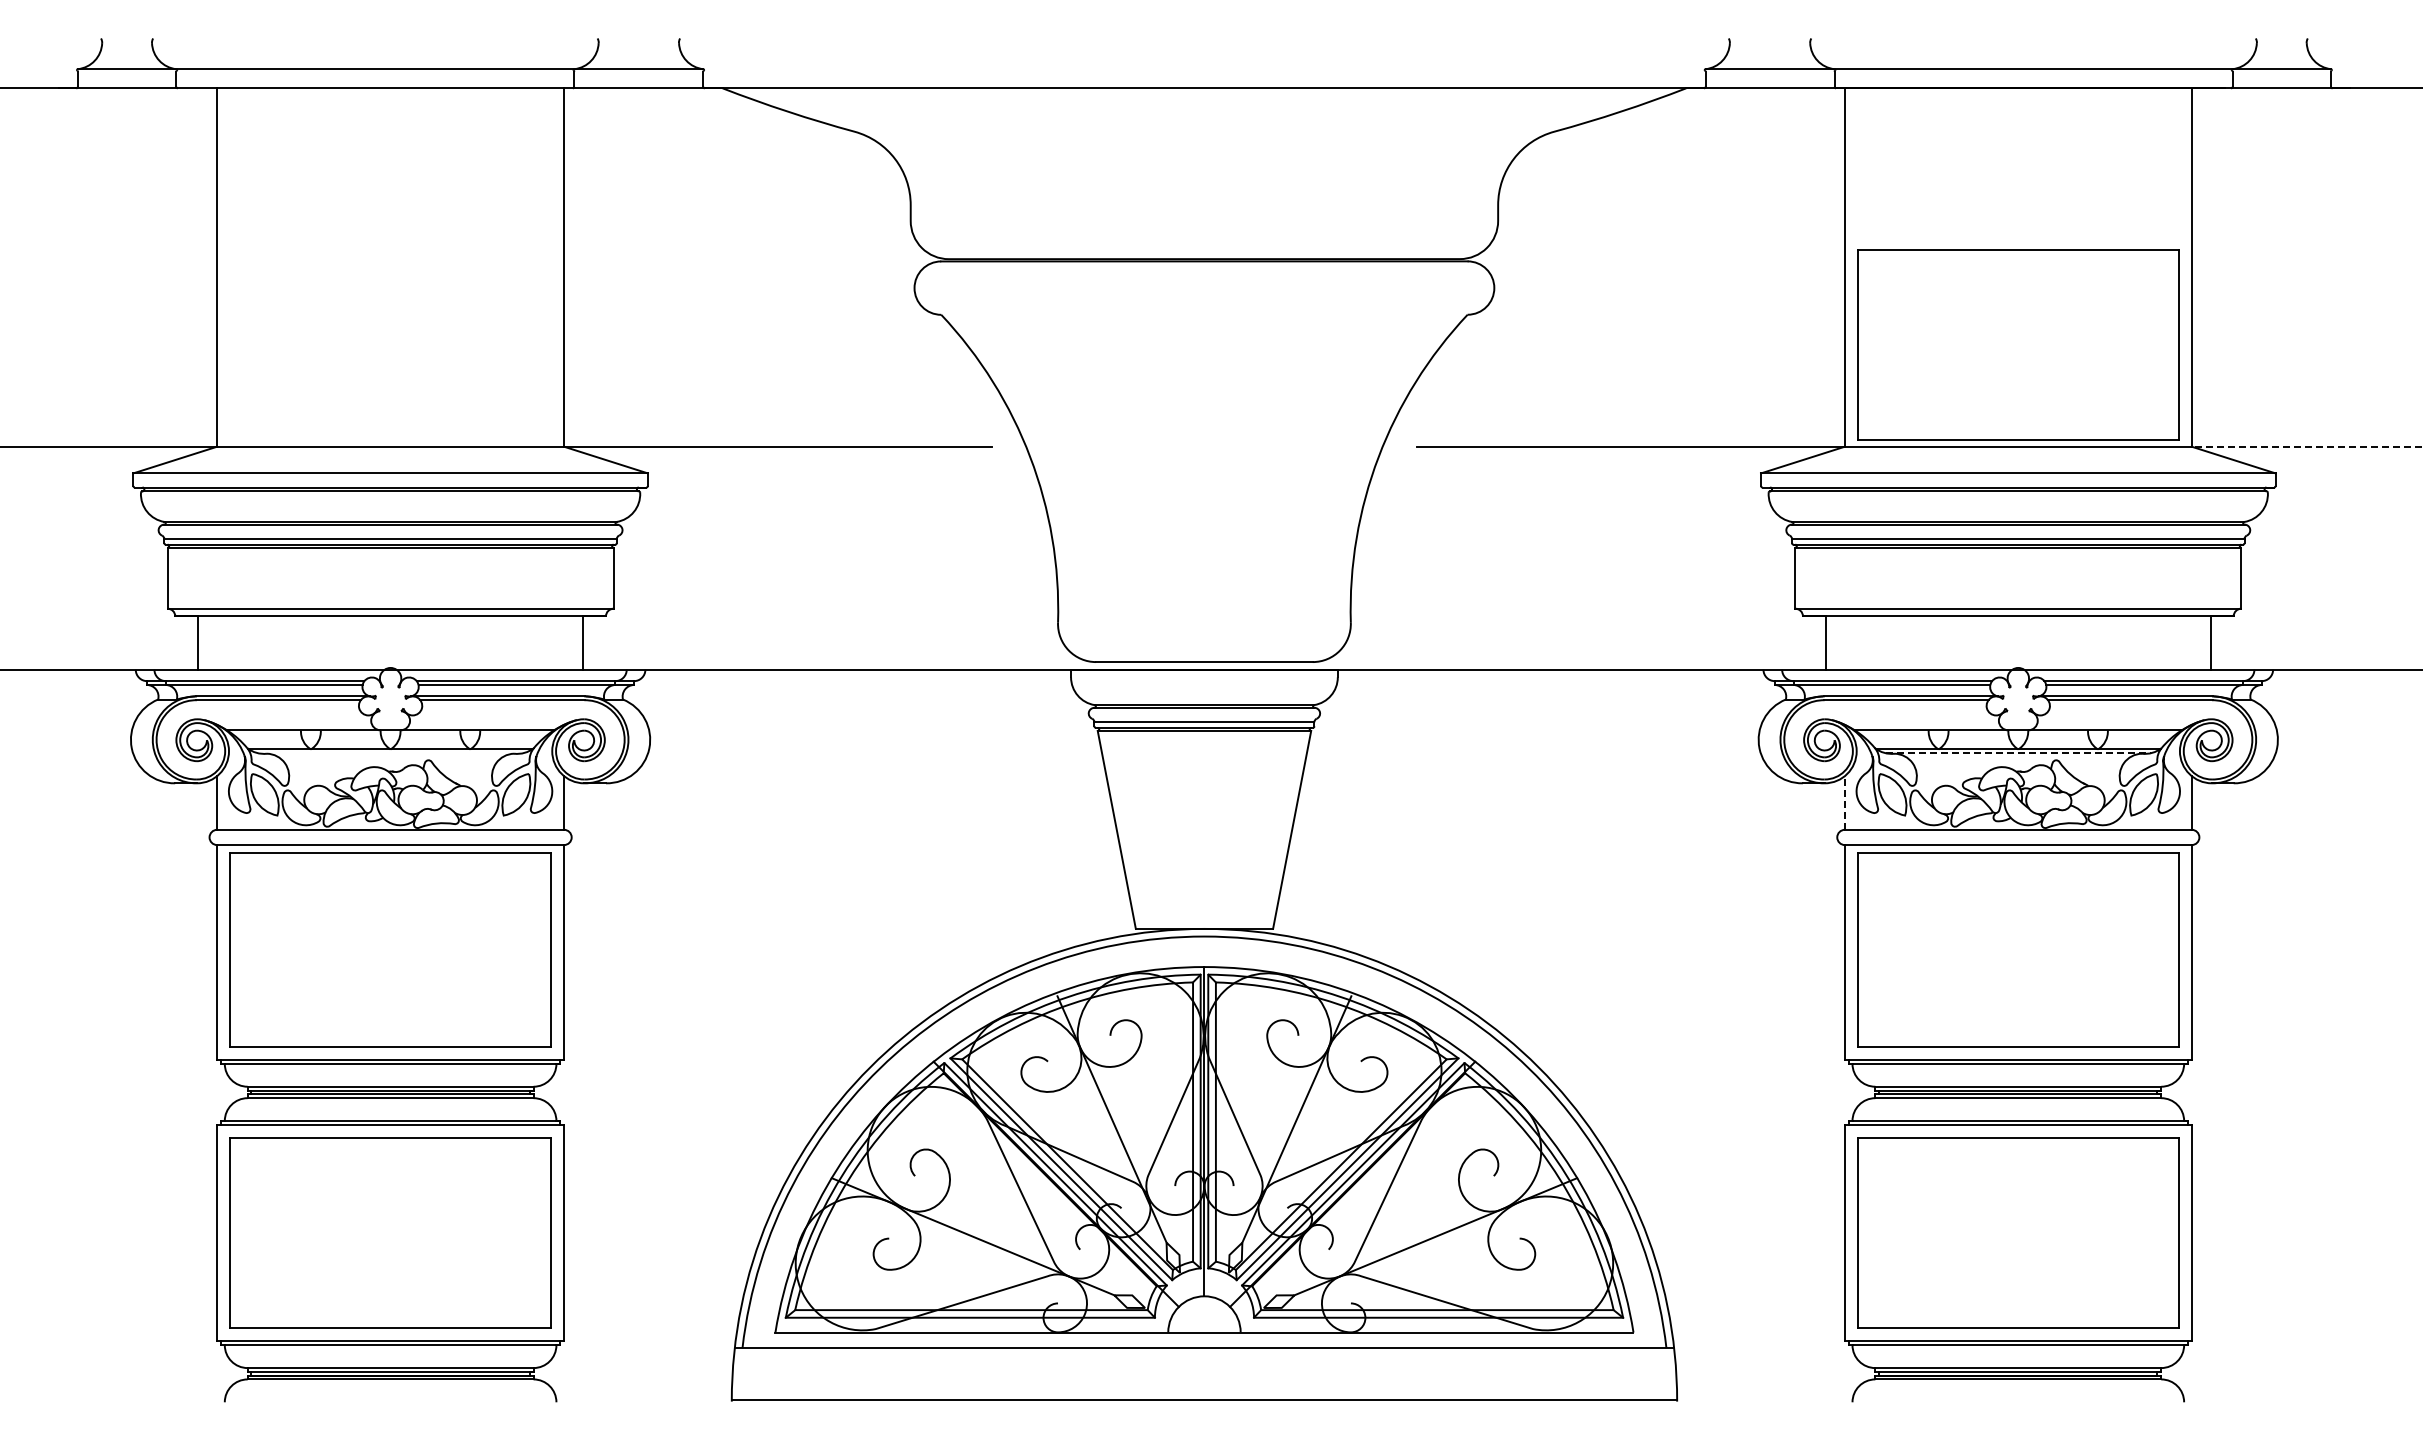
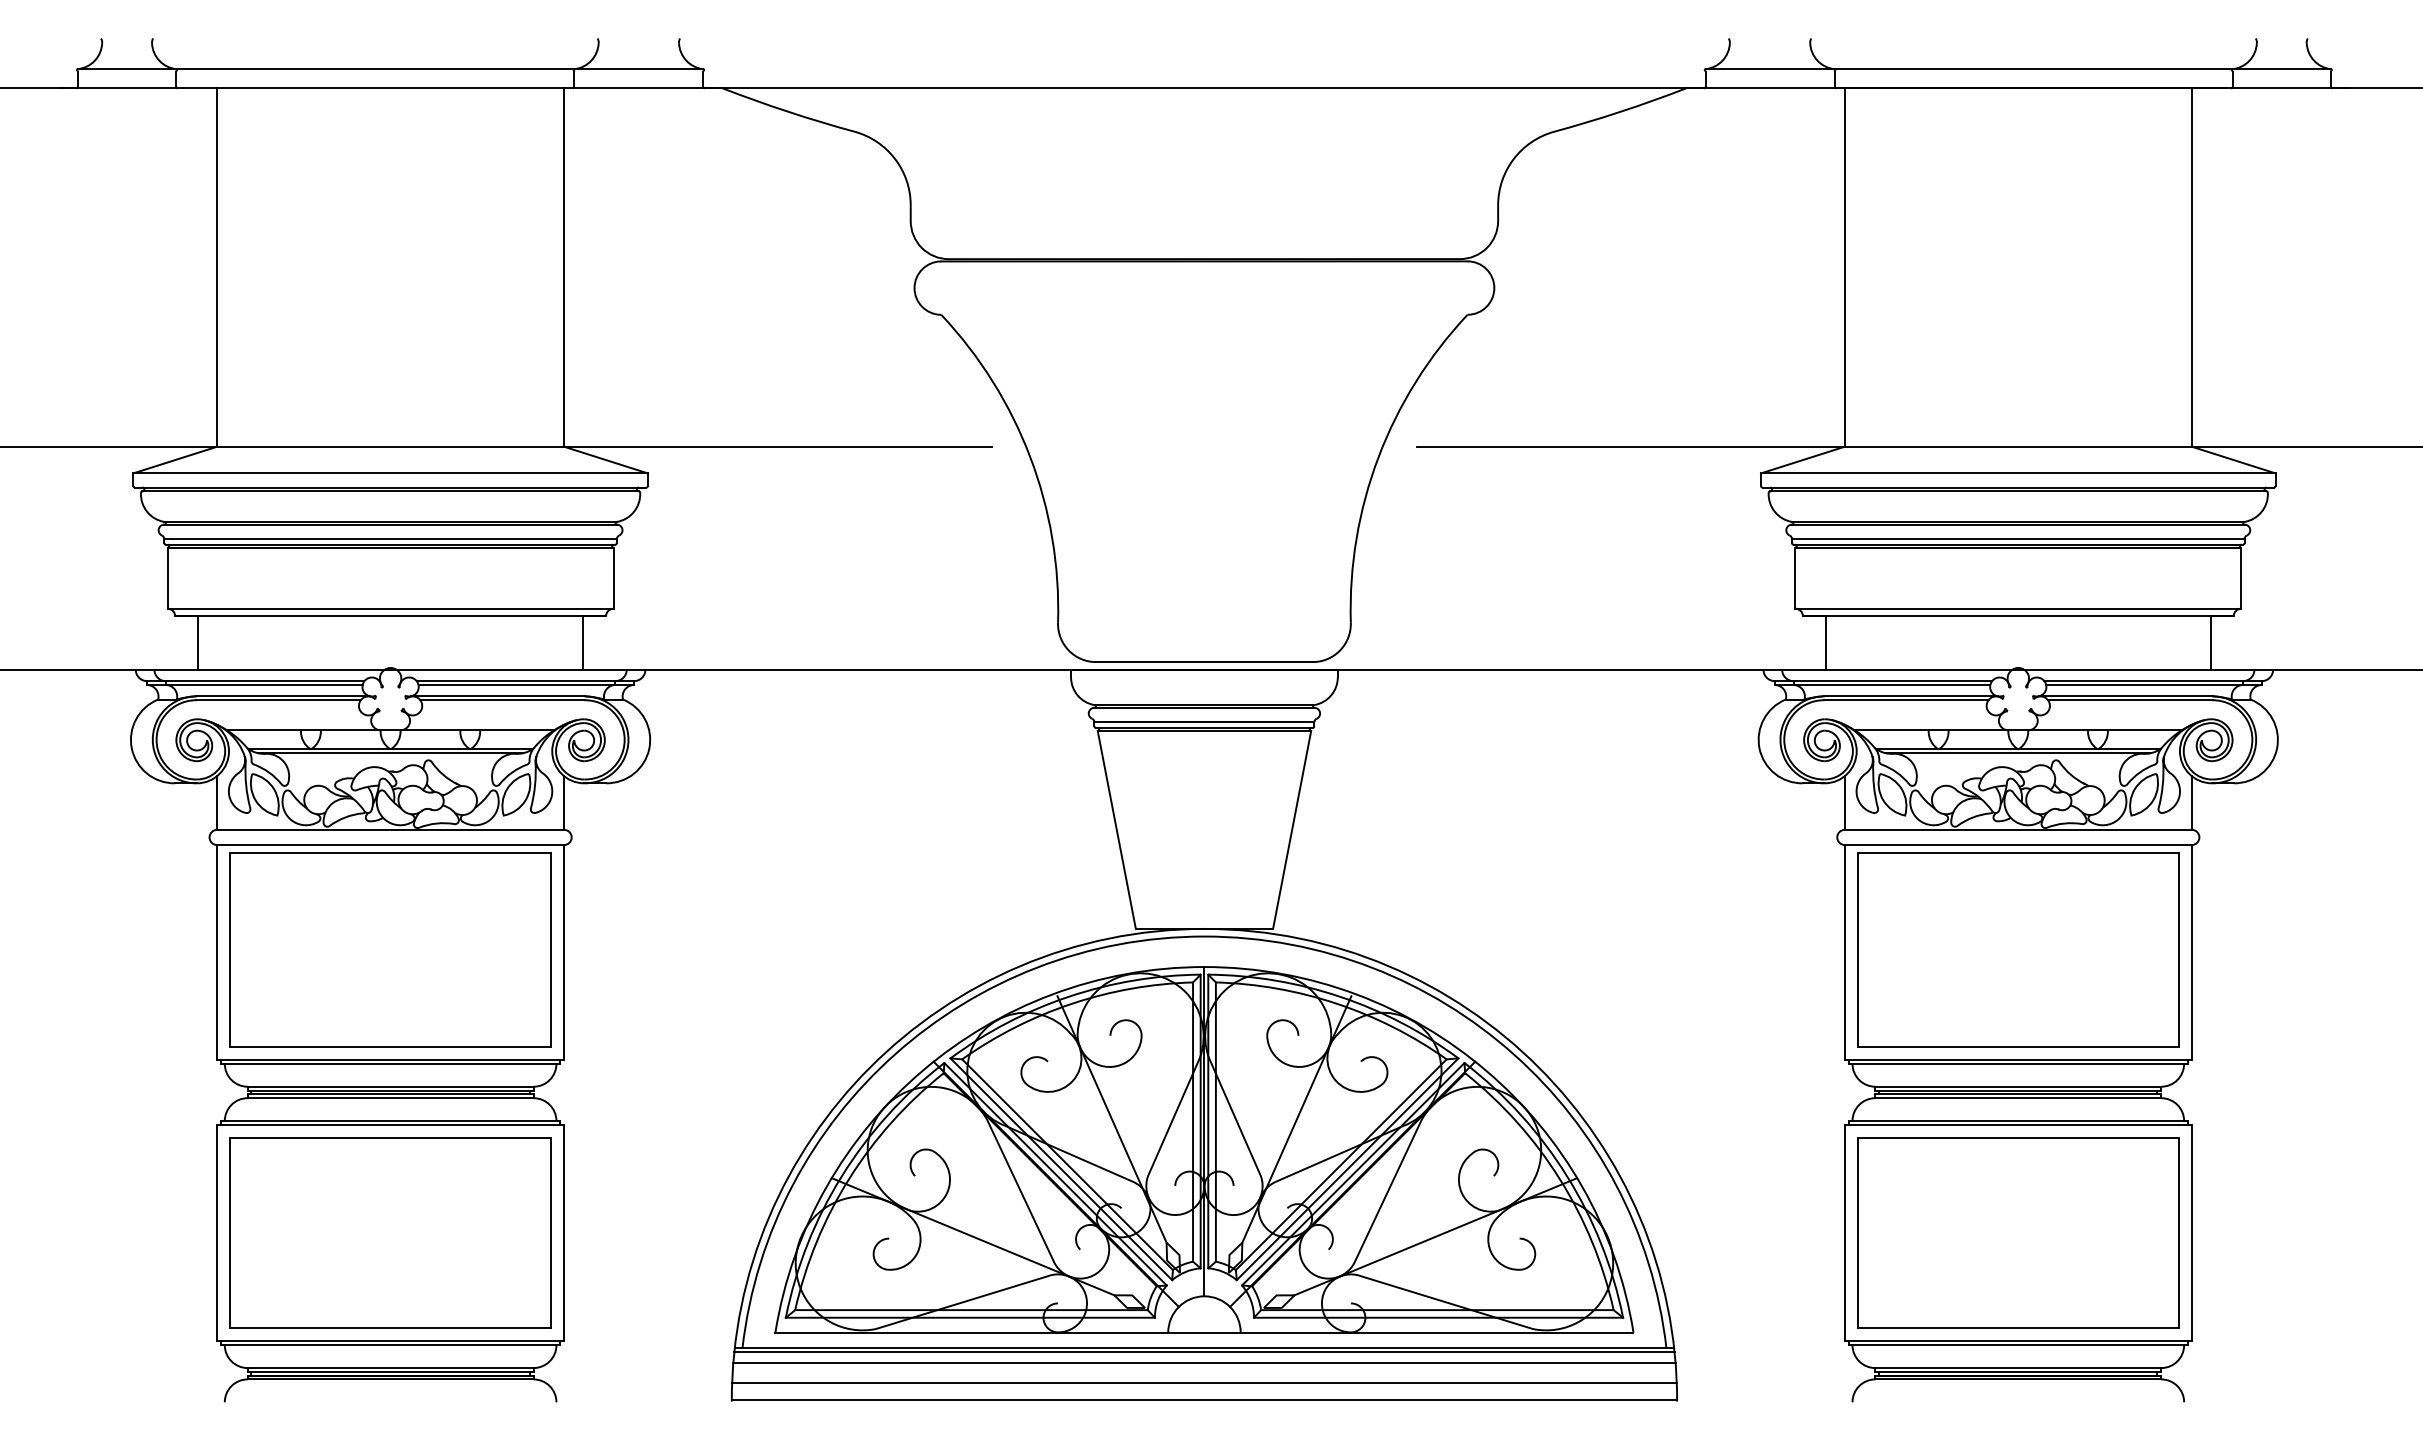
part: present -> none (2018, 344)
line: dashed -> solid (2306, 446)
line: none -> present (390, 753)
line: dashed -> solid (2018, 753)
line: dashed -> solid (1844, 802)
line: none -> present (1204, 1352)
line: none -> present (1204, 1363)
line: none -> present (1204, 1383)
